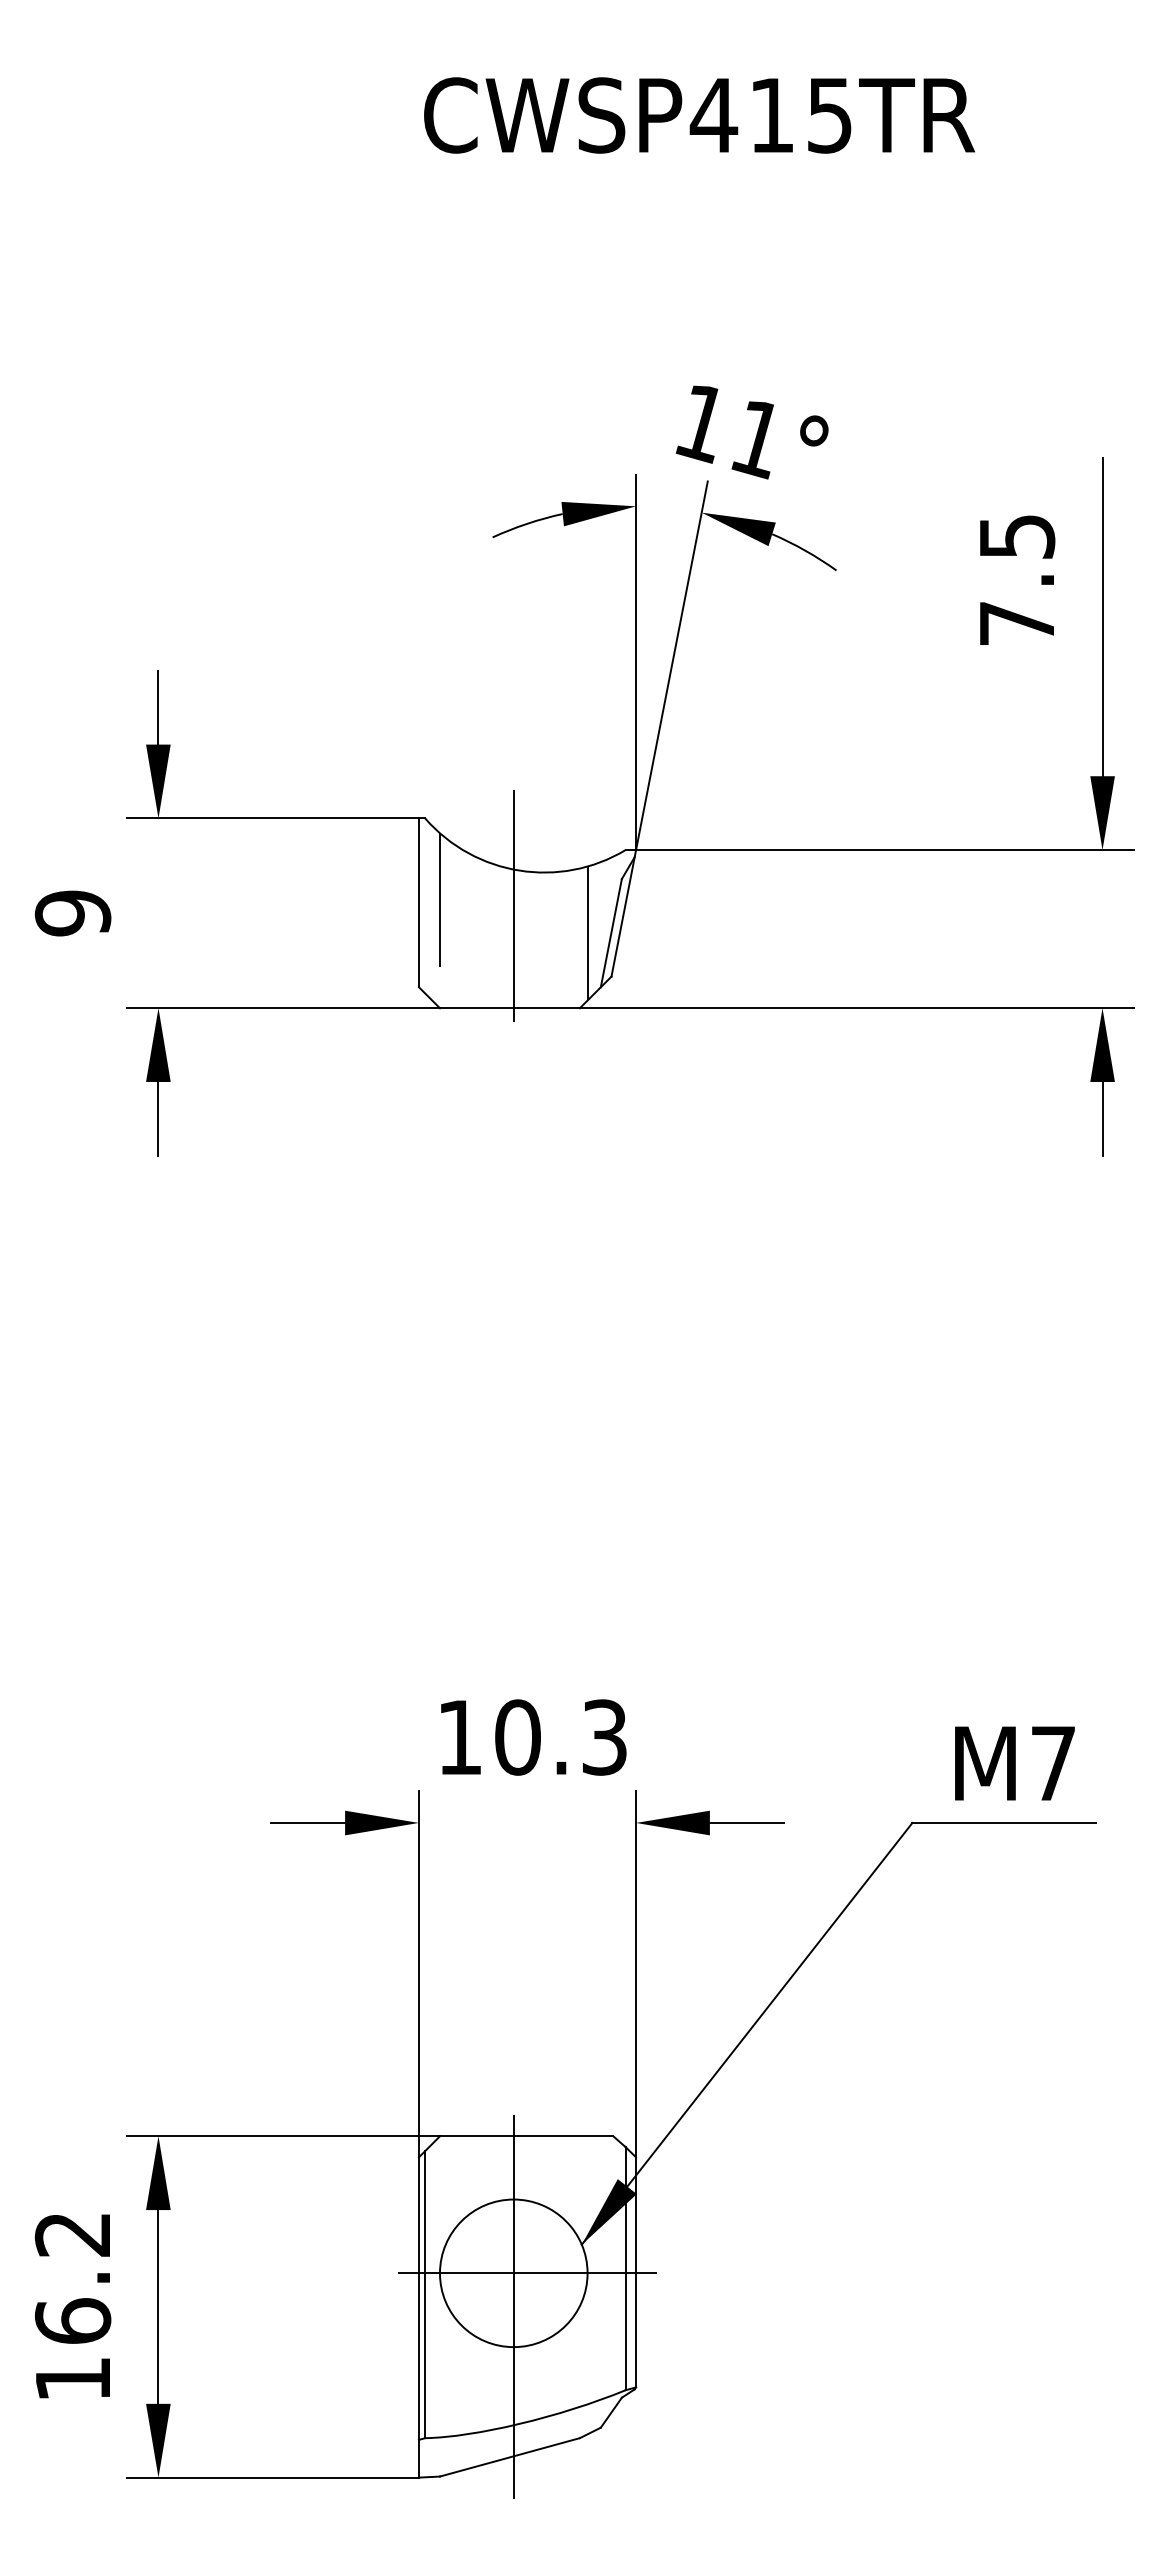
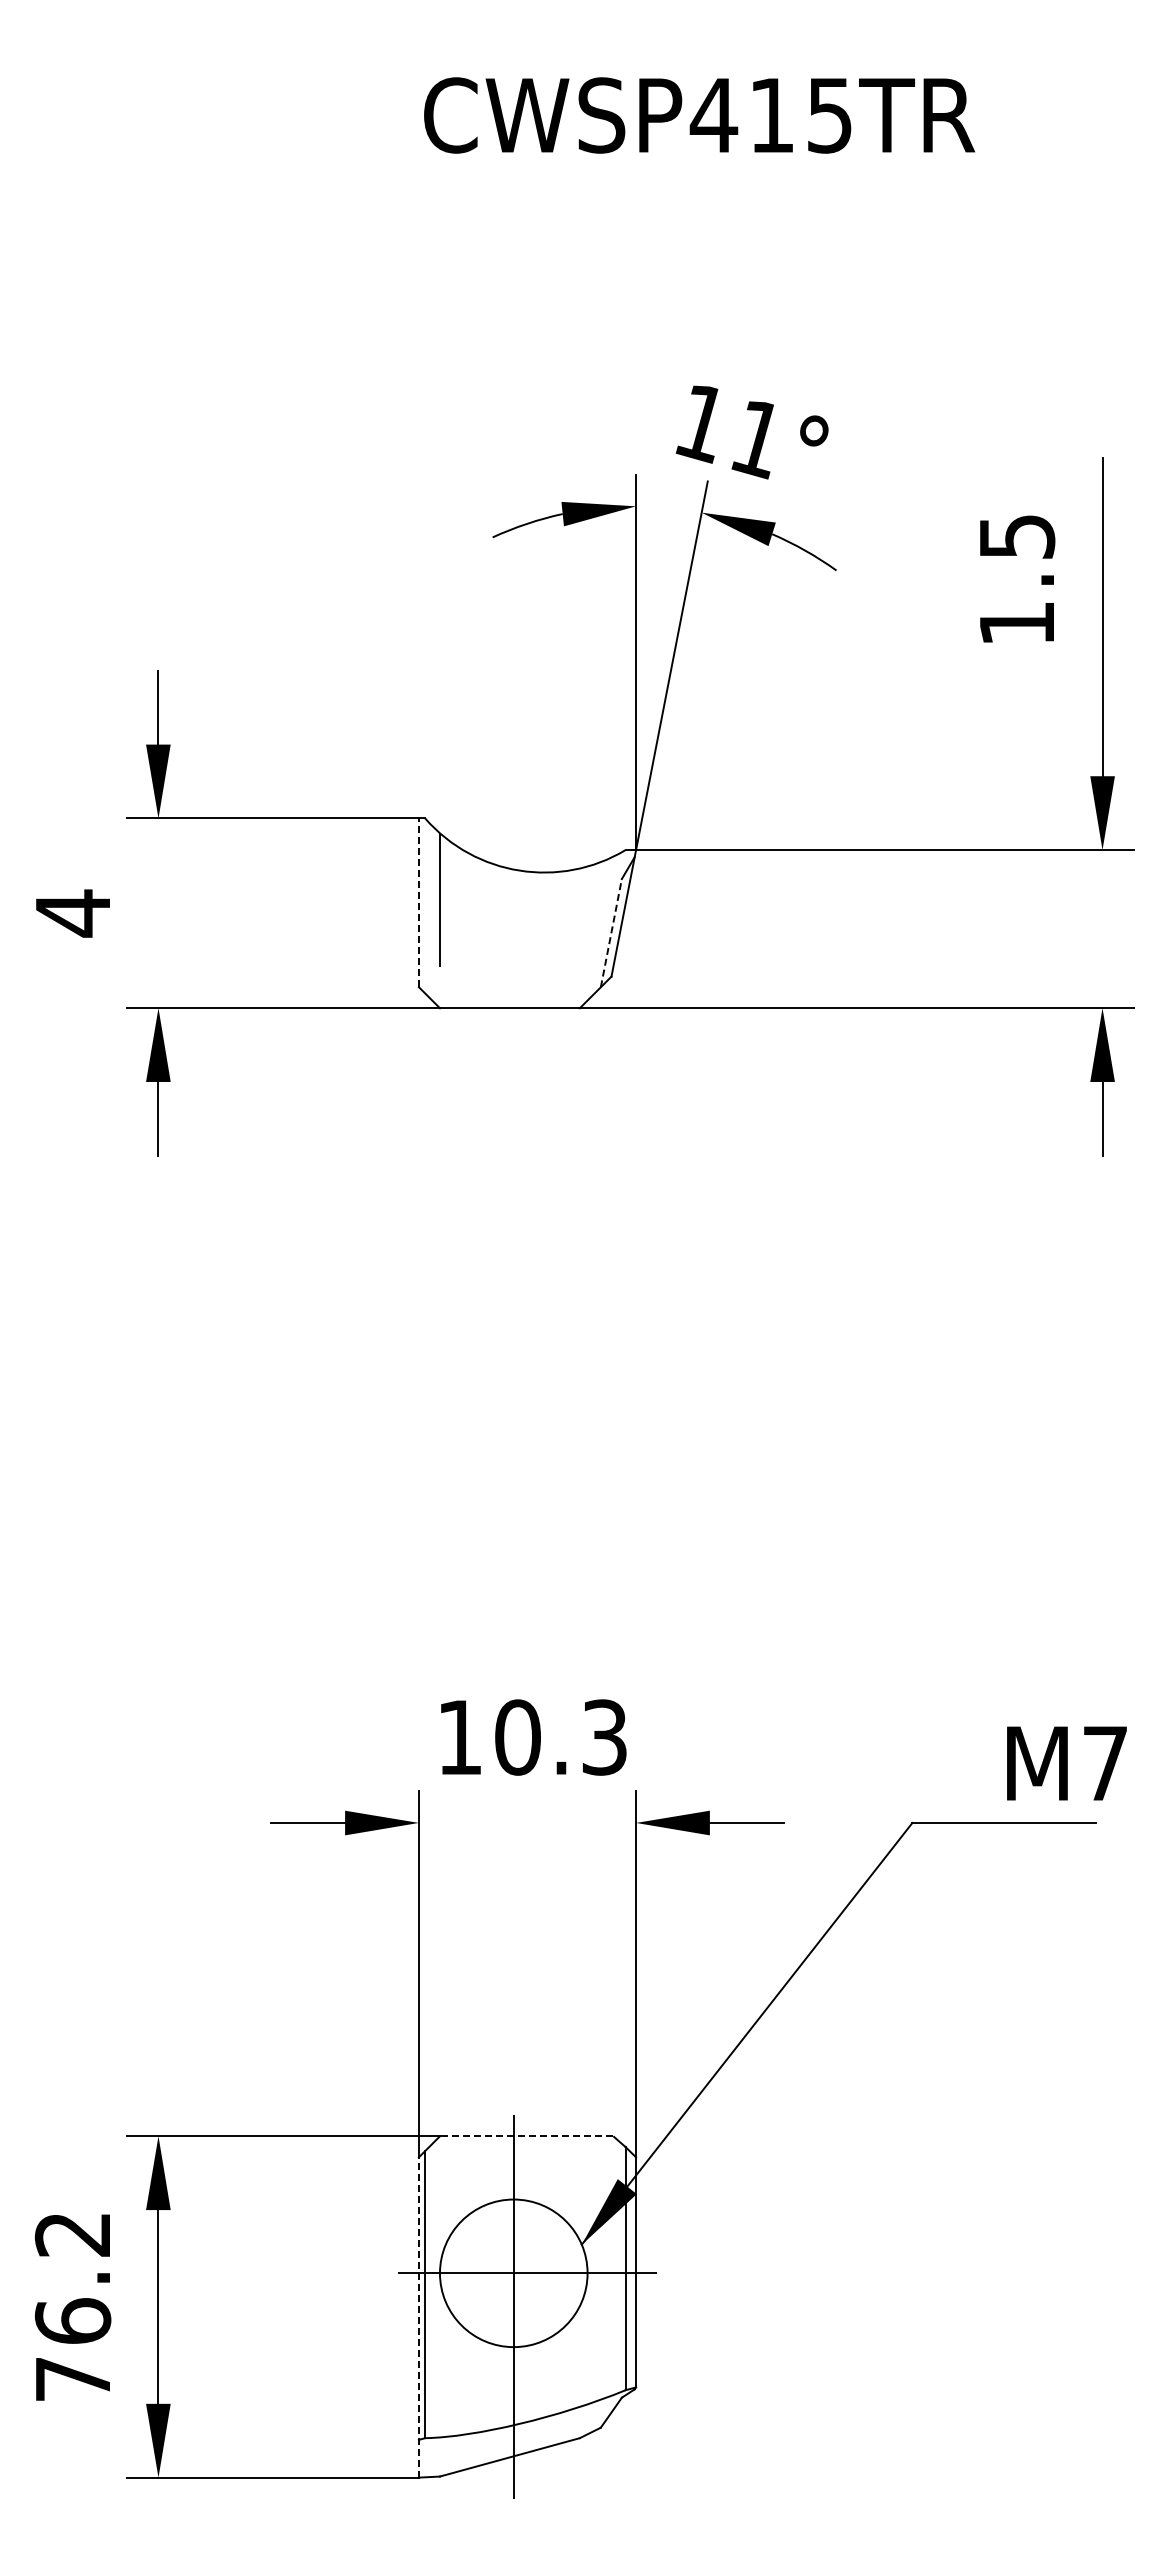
text: 7.5 -> 1.5 (1016, 623)
line: solid -> dashed (418, 902)
line: present -> none (513, 905)
text: 9 -> 4 (72, 913)
line: solid -> dashed (611, 932)
line: present -> none (587, 933)
text position: (1014, 1763) -> (1066, 1763) (1066, 1763)
line: solid -> dashed (526, 2136)
line: solid -> dashed (418, 2317)
text: 16.2 -> 76.2 (72, 2379)
